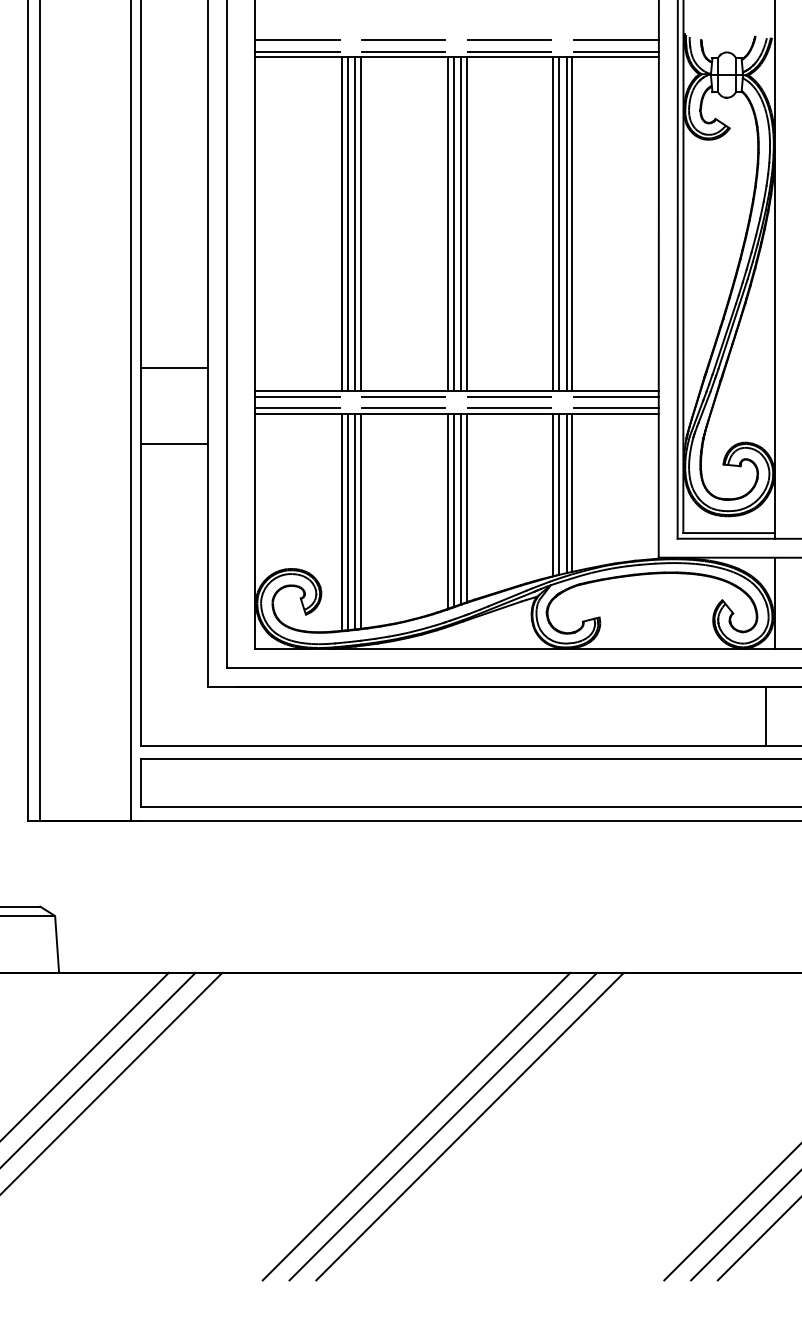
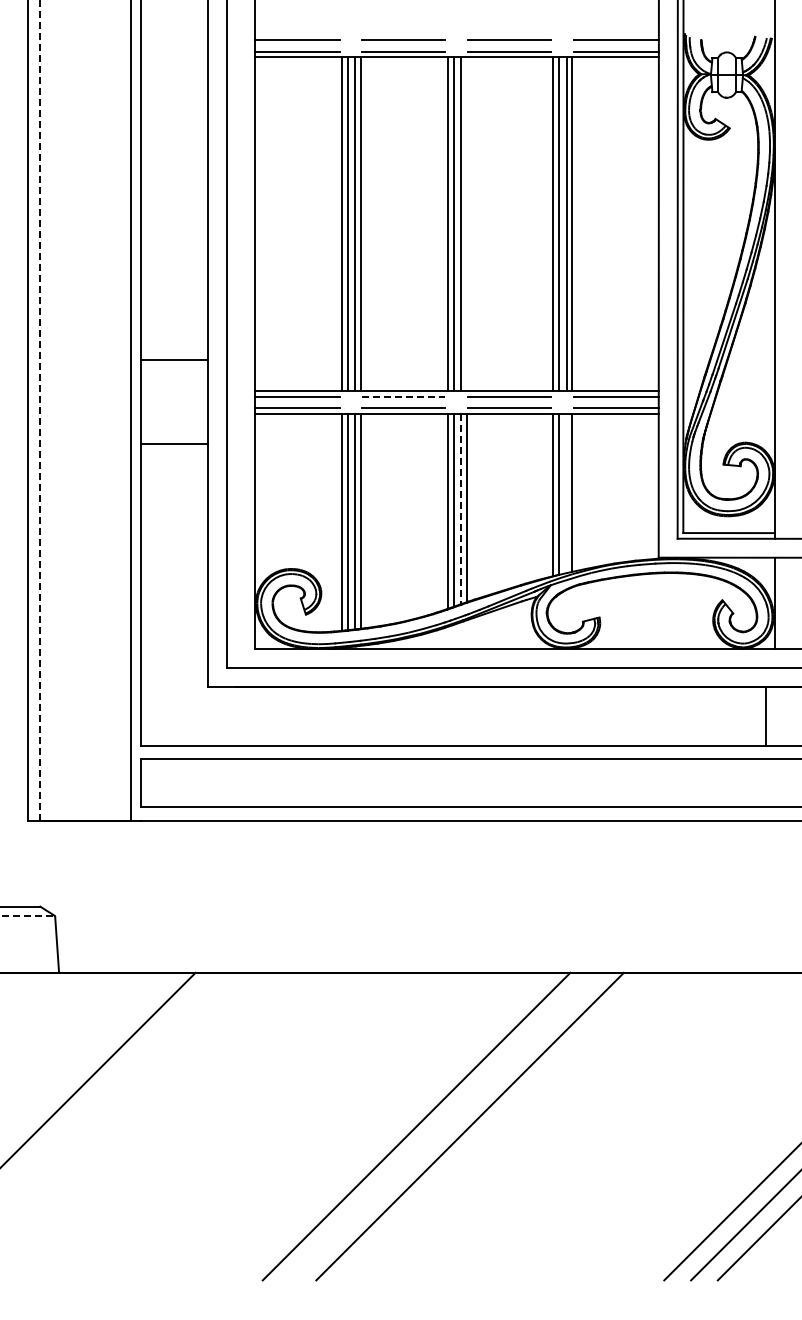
line: present -> none (466, 224)
line position: (174, 368) -> (174, 360) (174, 360)
line: solid -> dashed (404, 397)
line: solid -> dashed (40, 410)
line: present -> none (566, 493)
line: solid -> dashed (461, 509)
line: solid -> dashed (26, 916)
line: present -> none (85, 1055)
line: present -> none (112, 1082)
line: present -> none (443, 1126)
